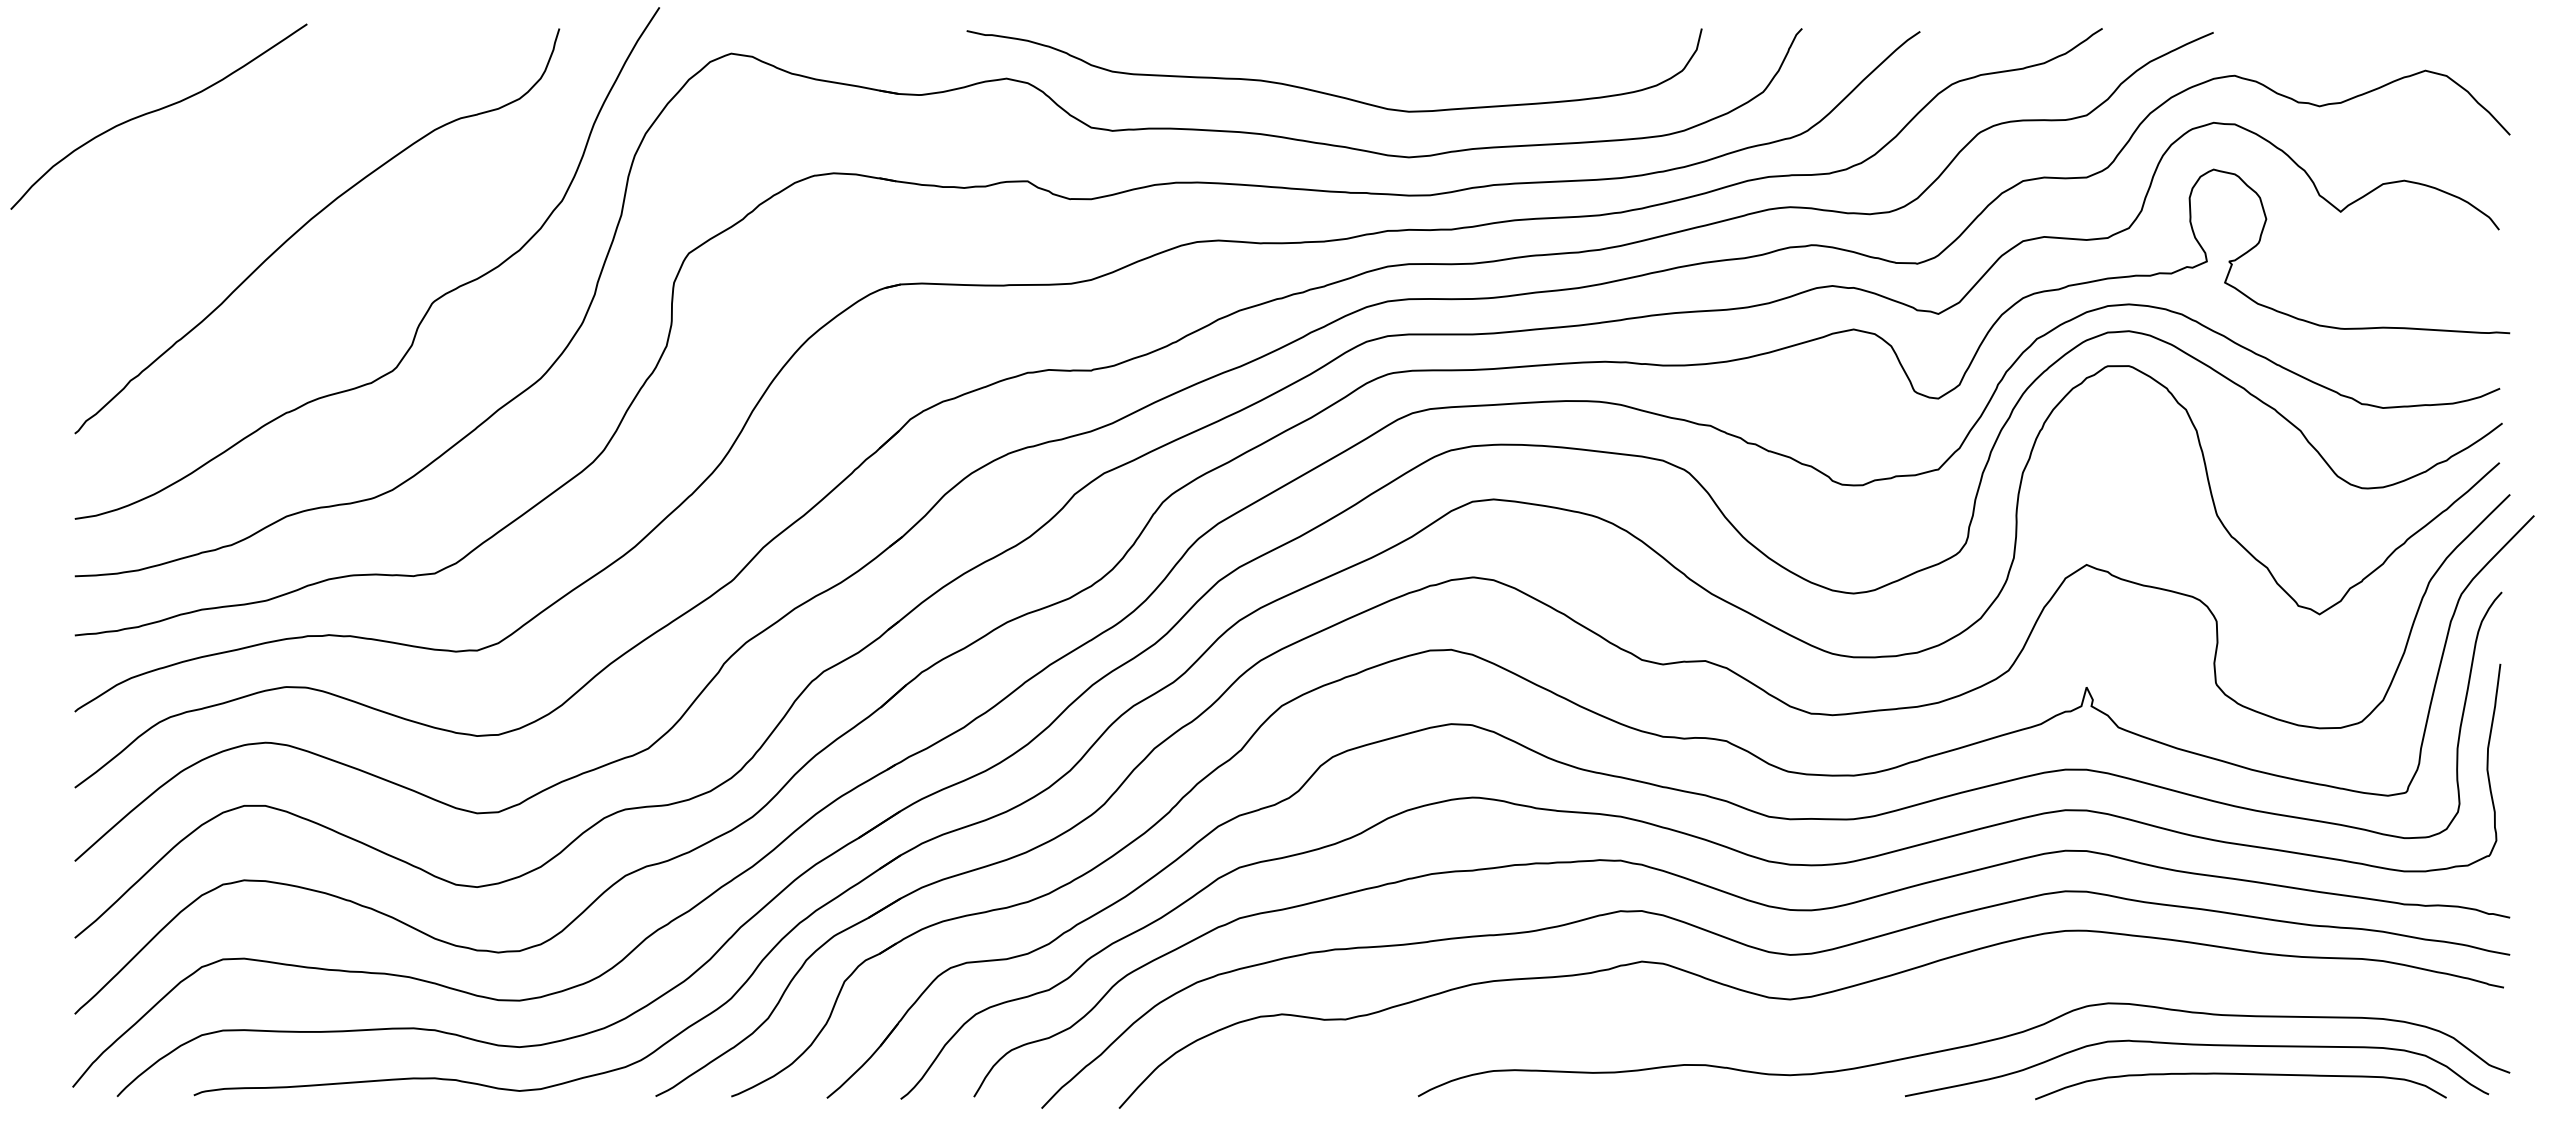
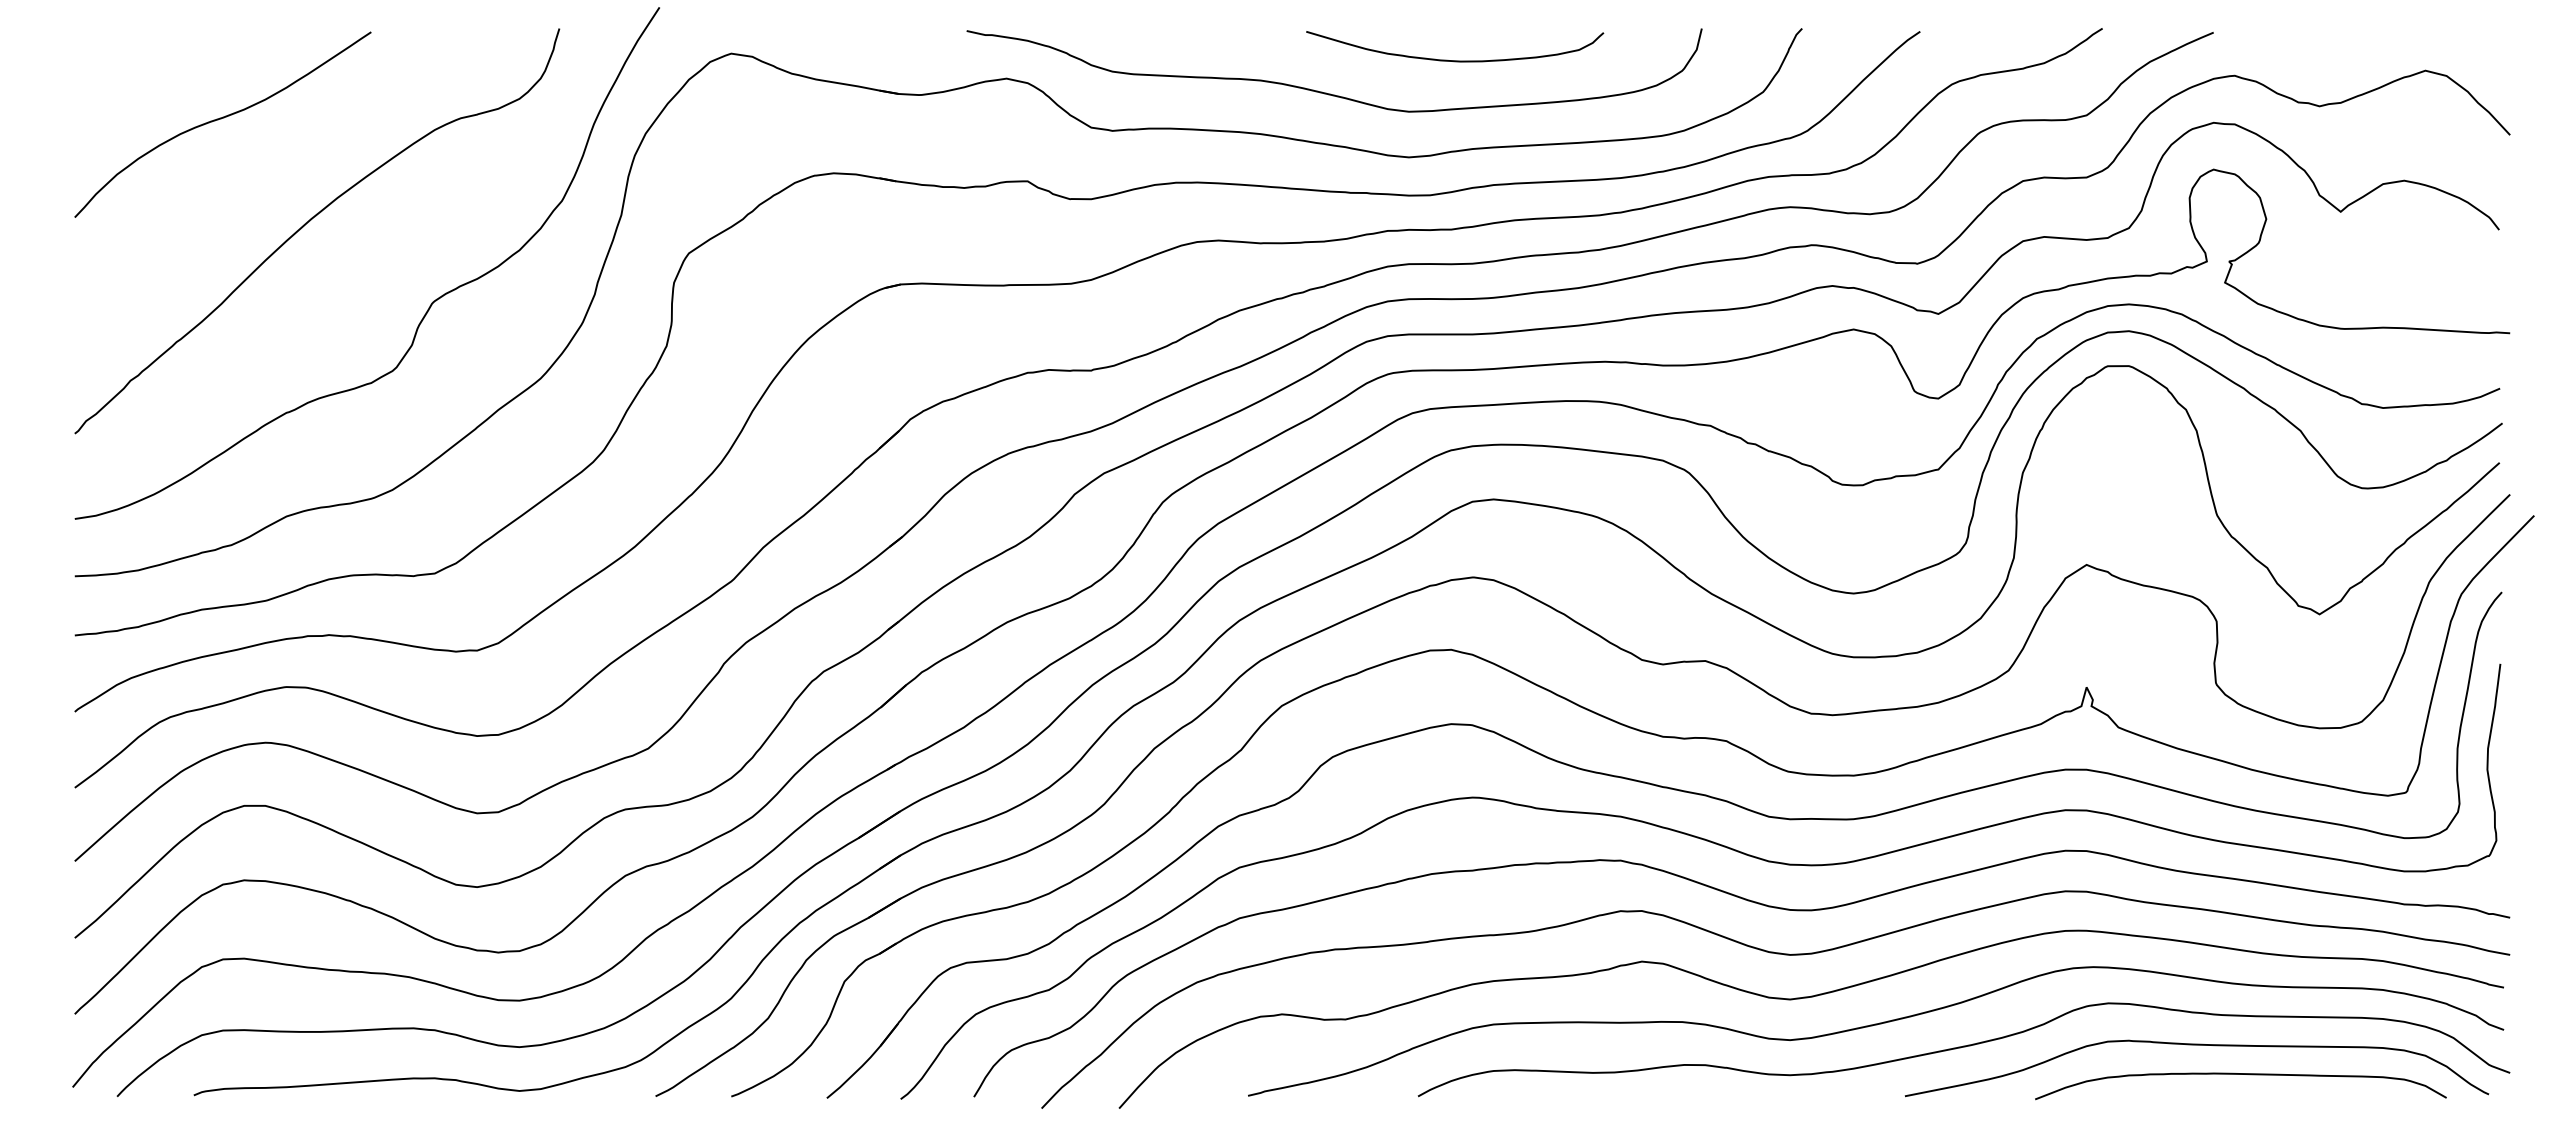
curve: none -> present (1455, 60)
curve position: (157, 111) -> (221, 119) (221, 119)
curve: none -> present (1876, 1025)
